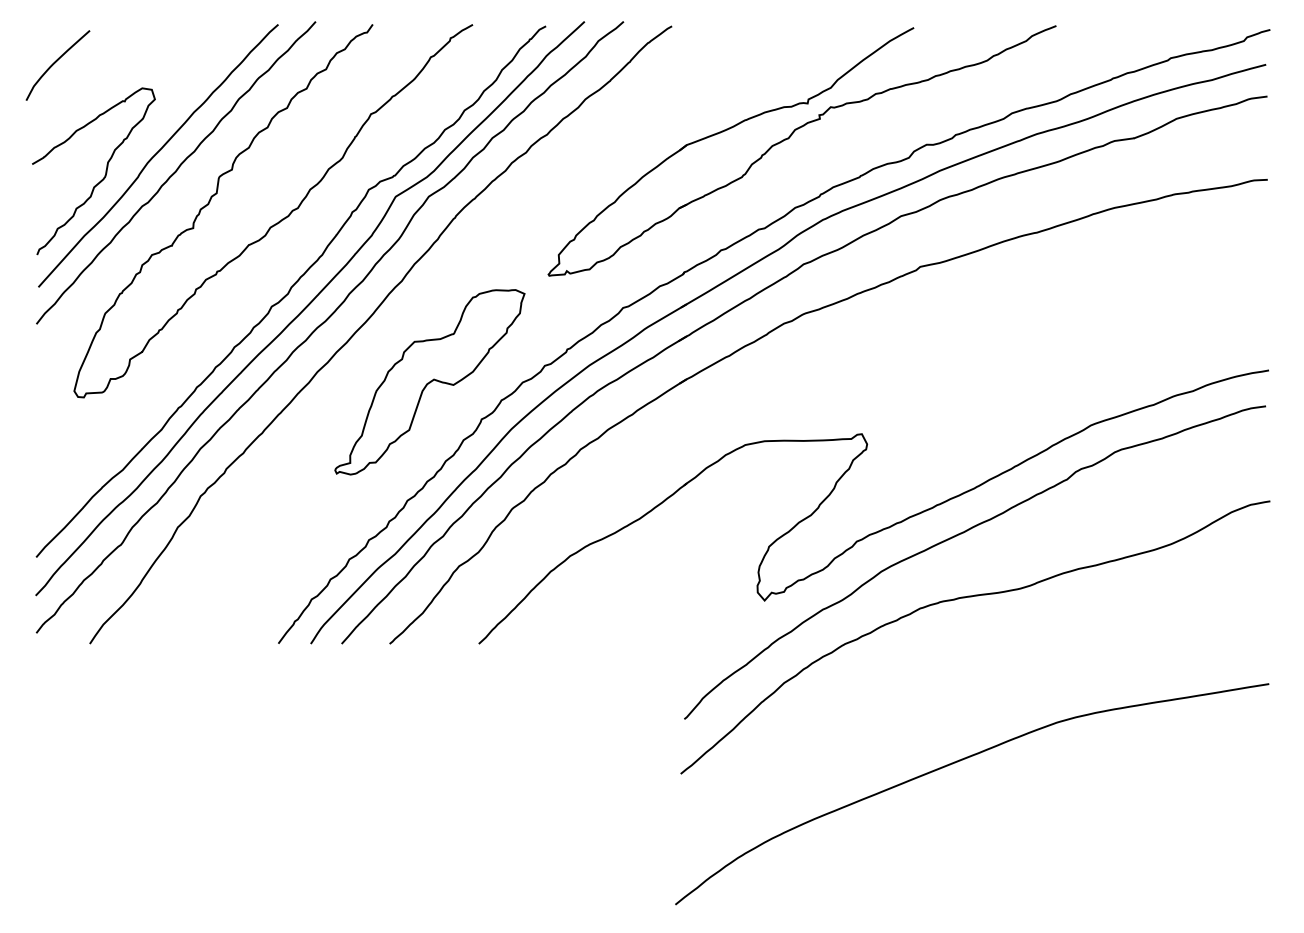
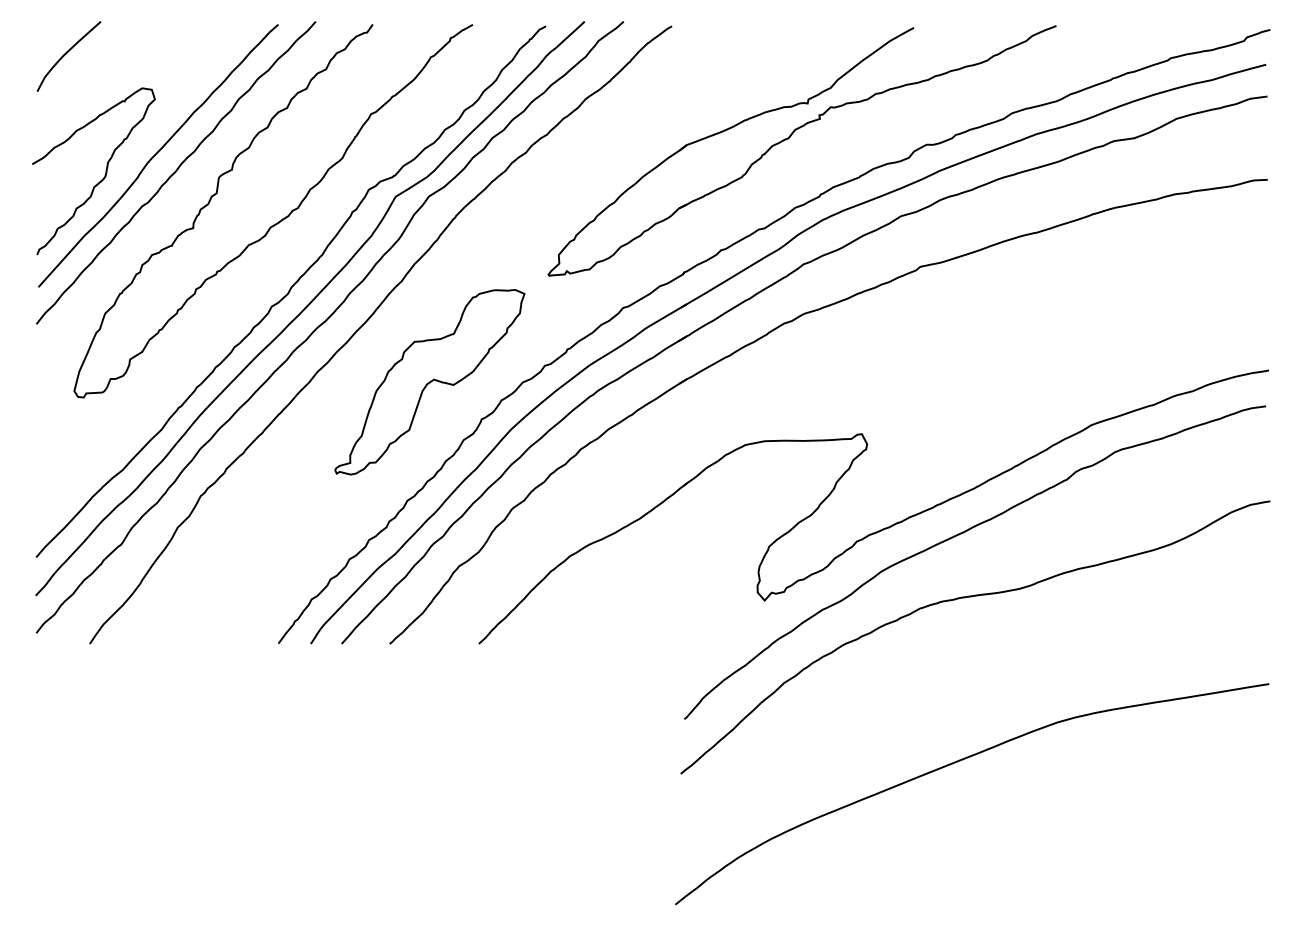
curve position: (55, 63) -> (66, 54) (66, 54)
